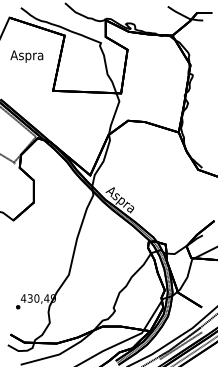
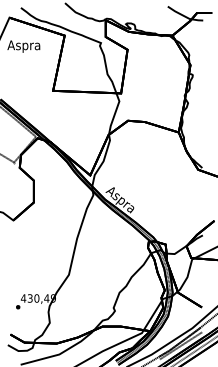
text position: (26, 56) -> (23, 46) (23, 46)
